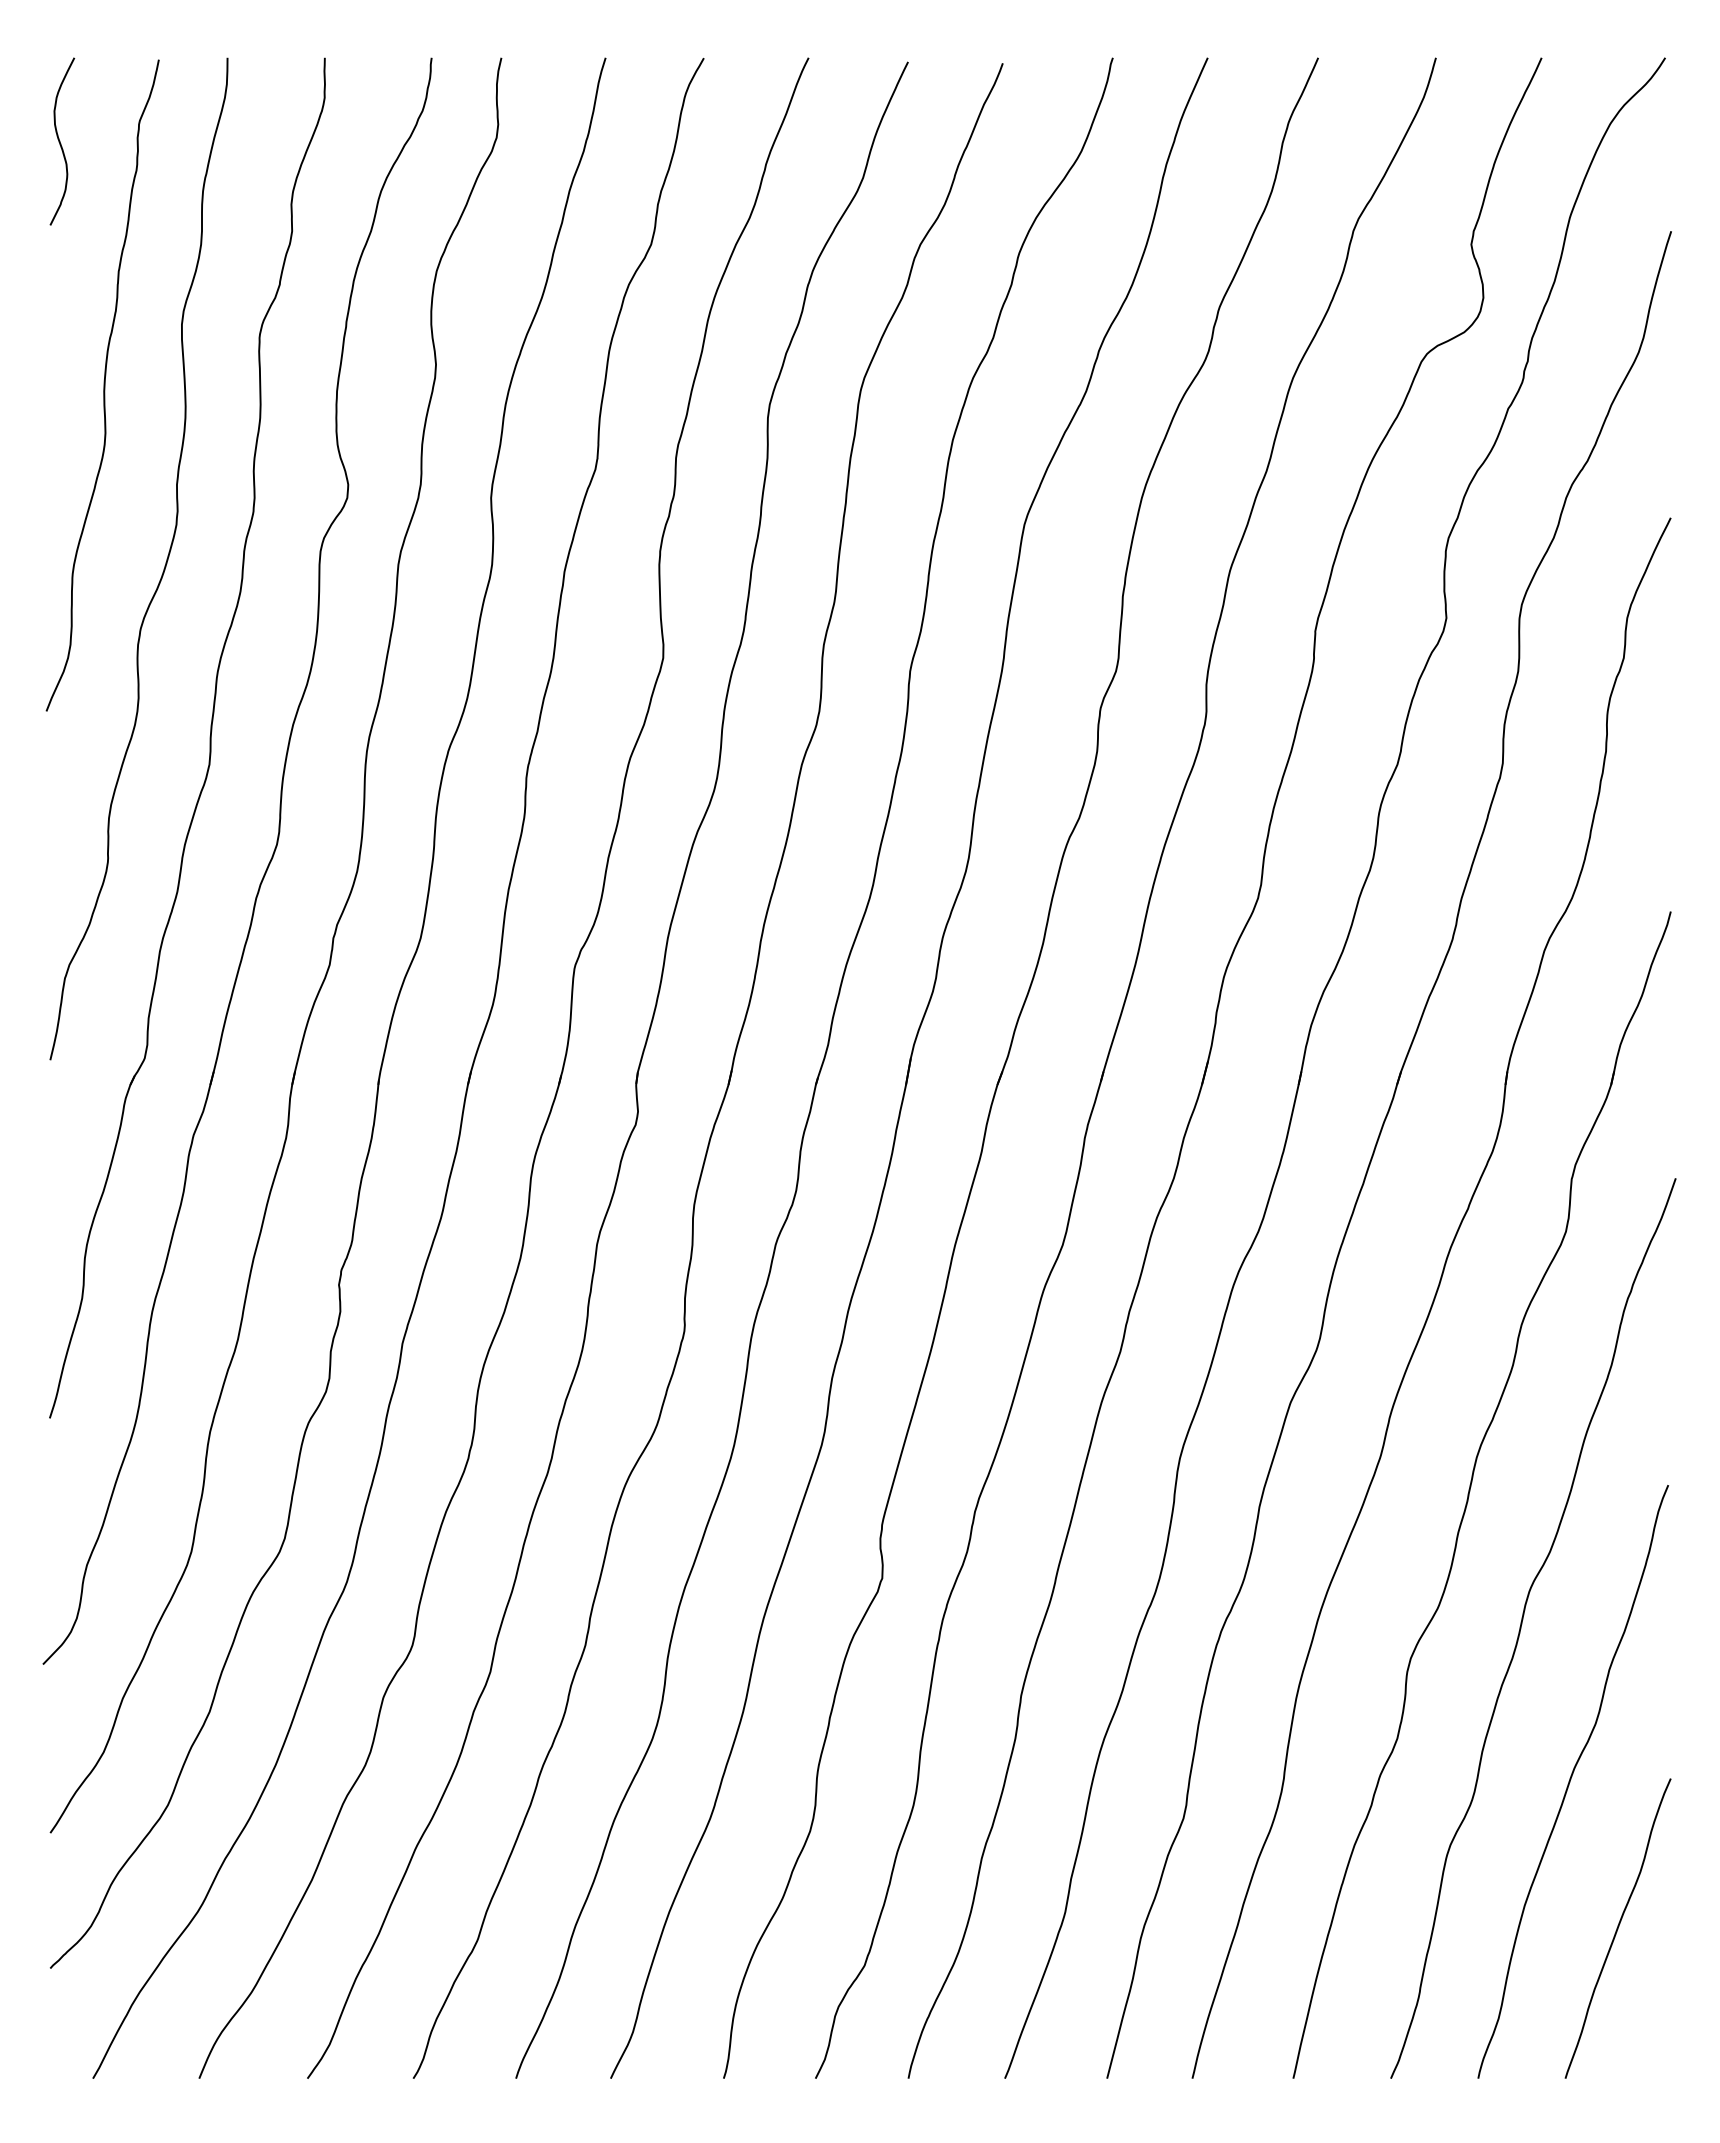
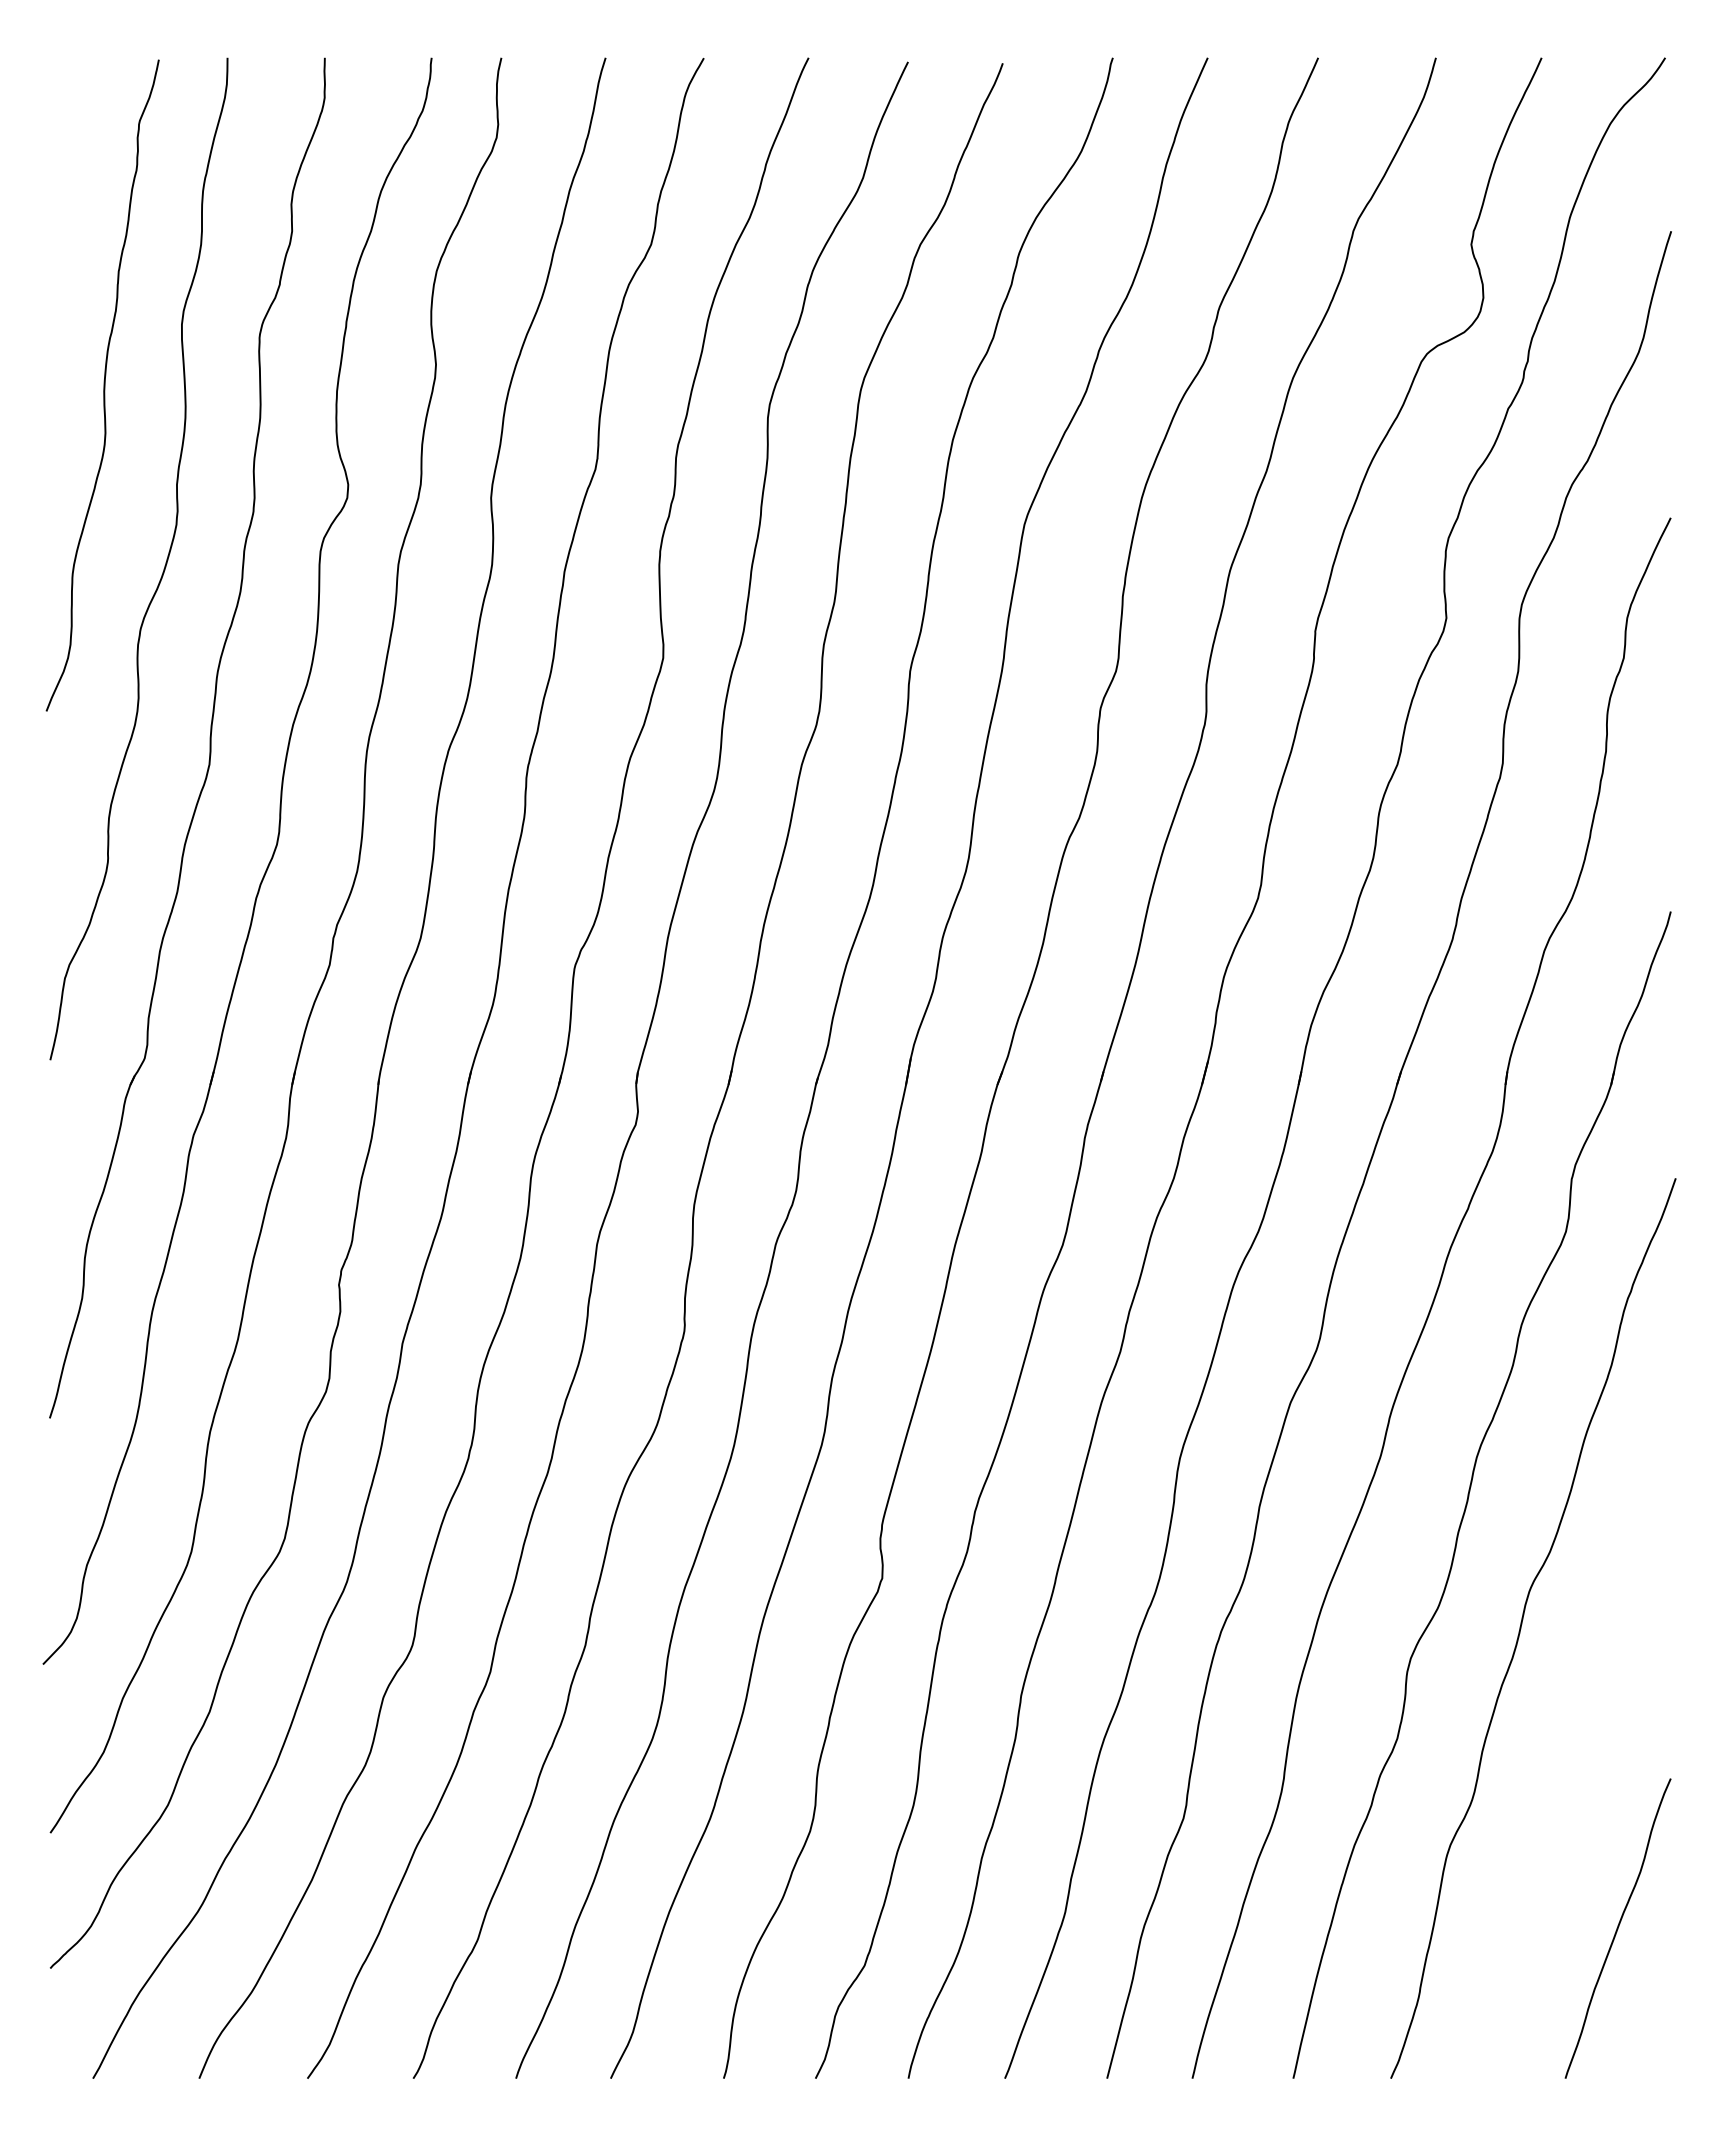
curve: present -> none (60, 141)
curve: present -> none (1570, 1781)
